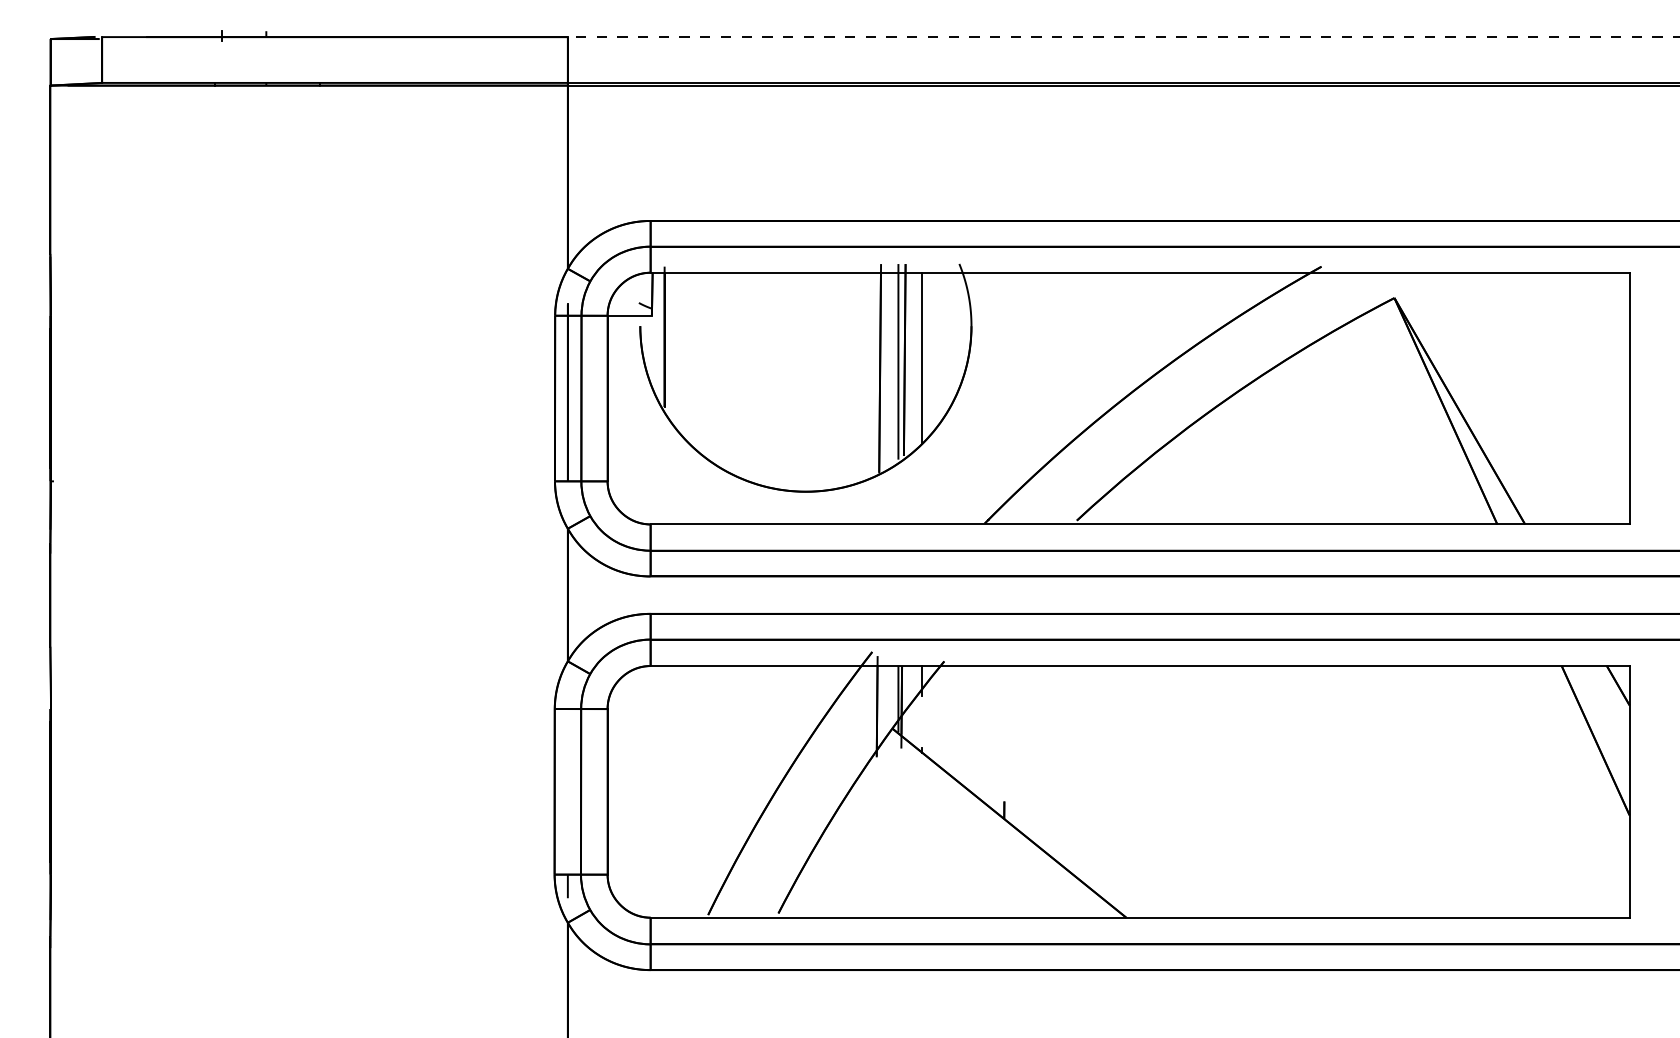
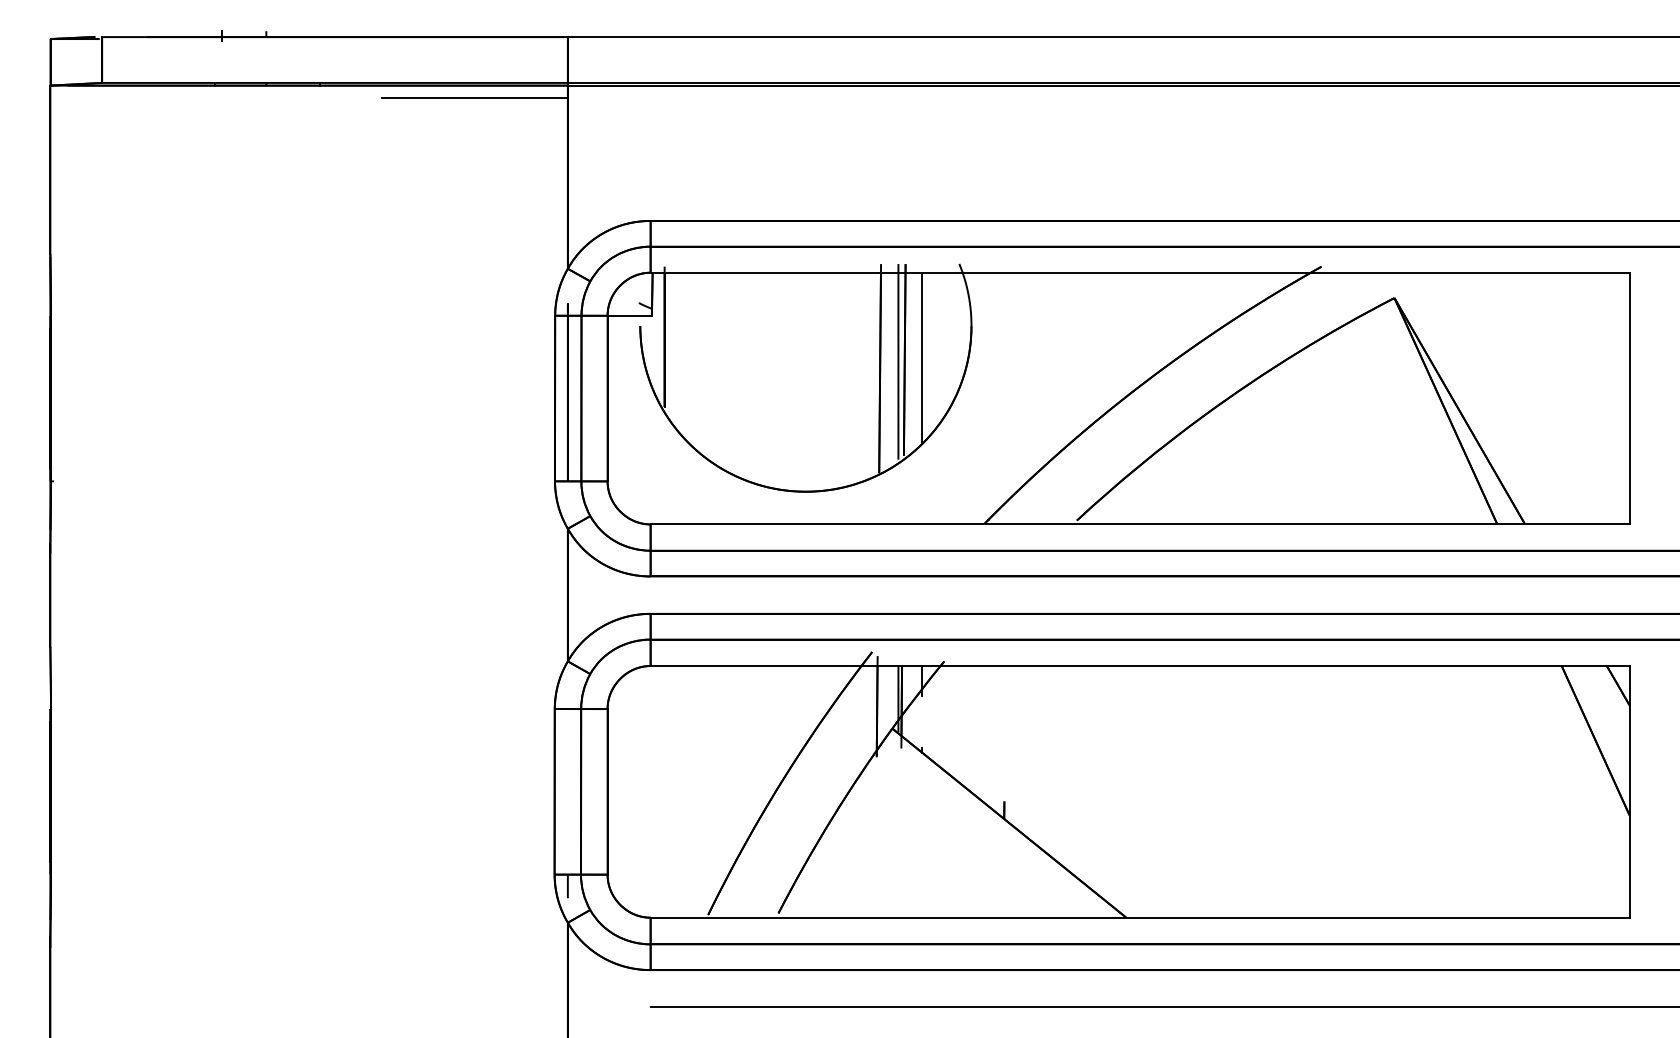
line: dashed -> solid (1123, 37)
line: none -> present (474, 98)
line: none -> present (1163, 1006)
